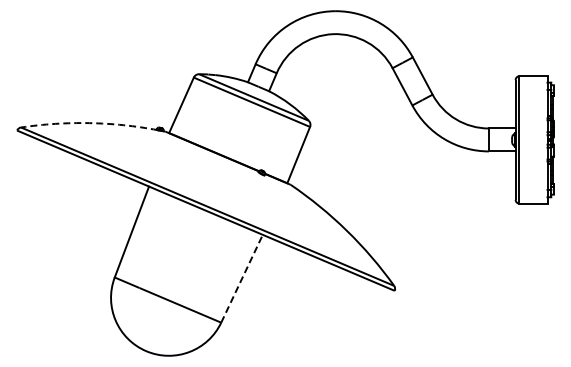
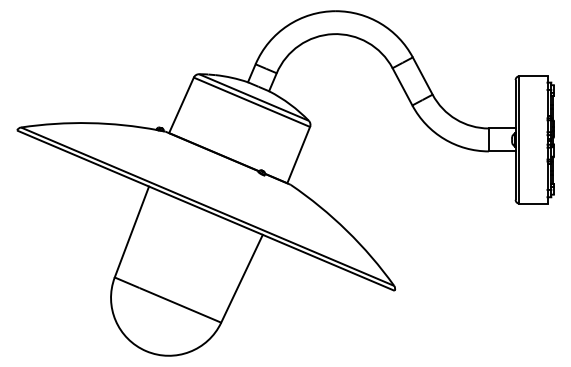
arc: dashed -> solid (89, 123)
line: dashed -> solid (242, 278)
